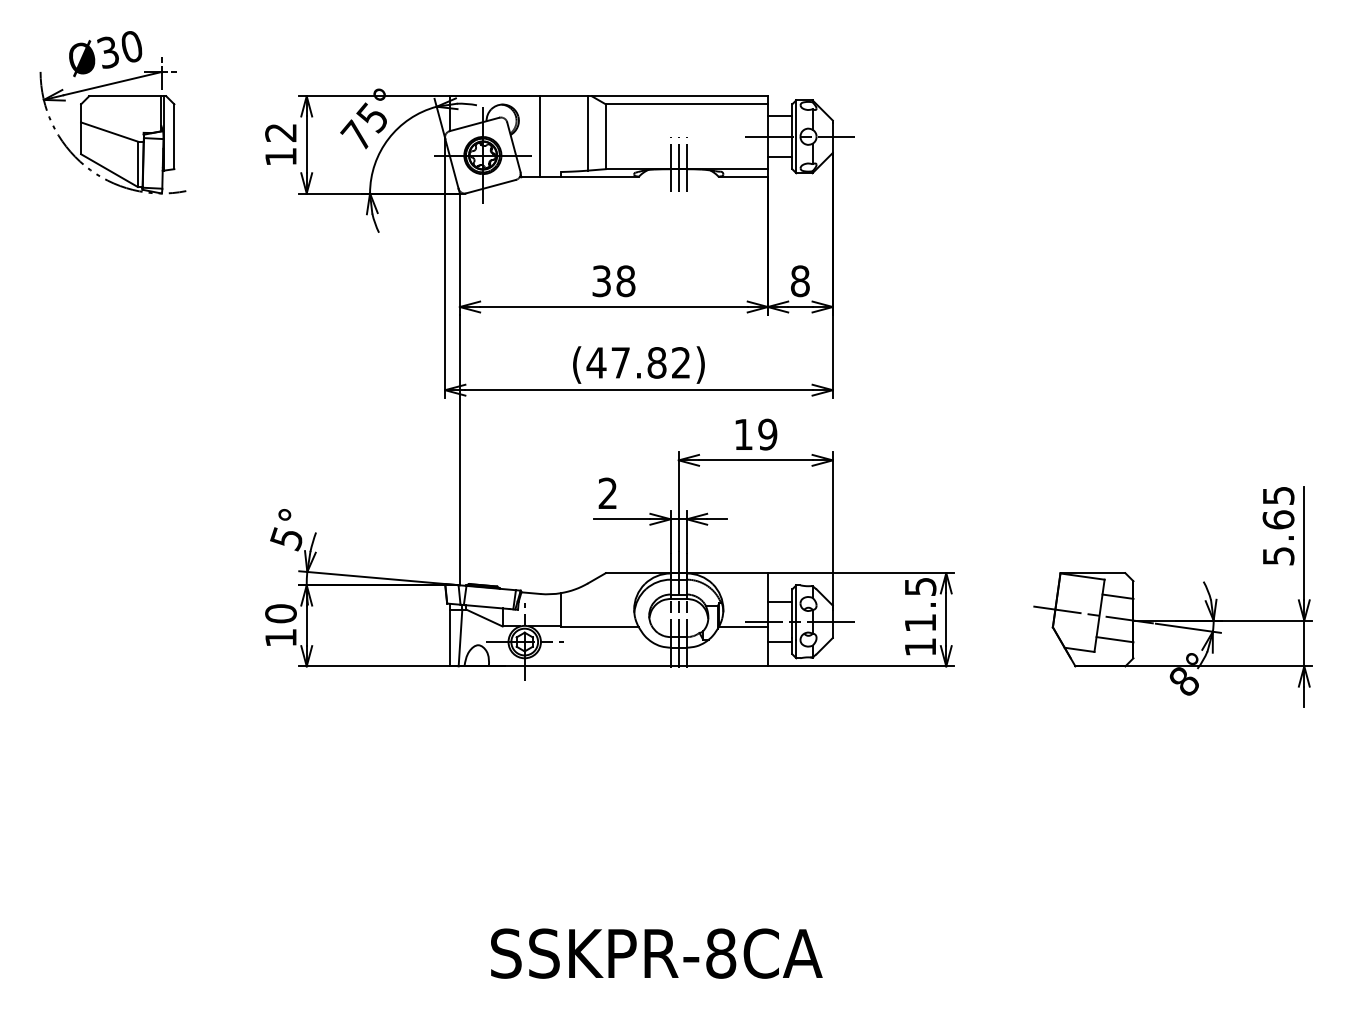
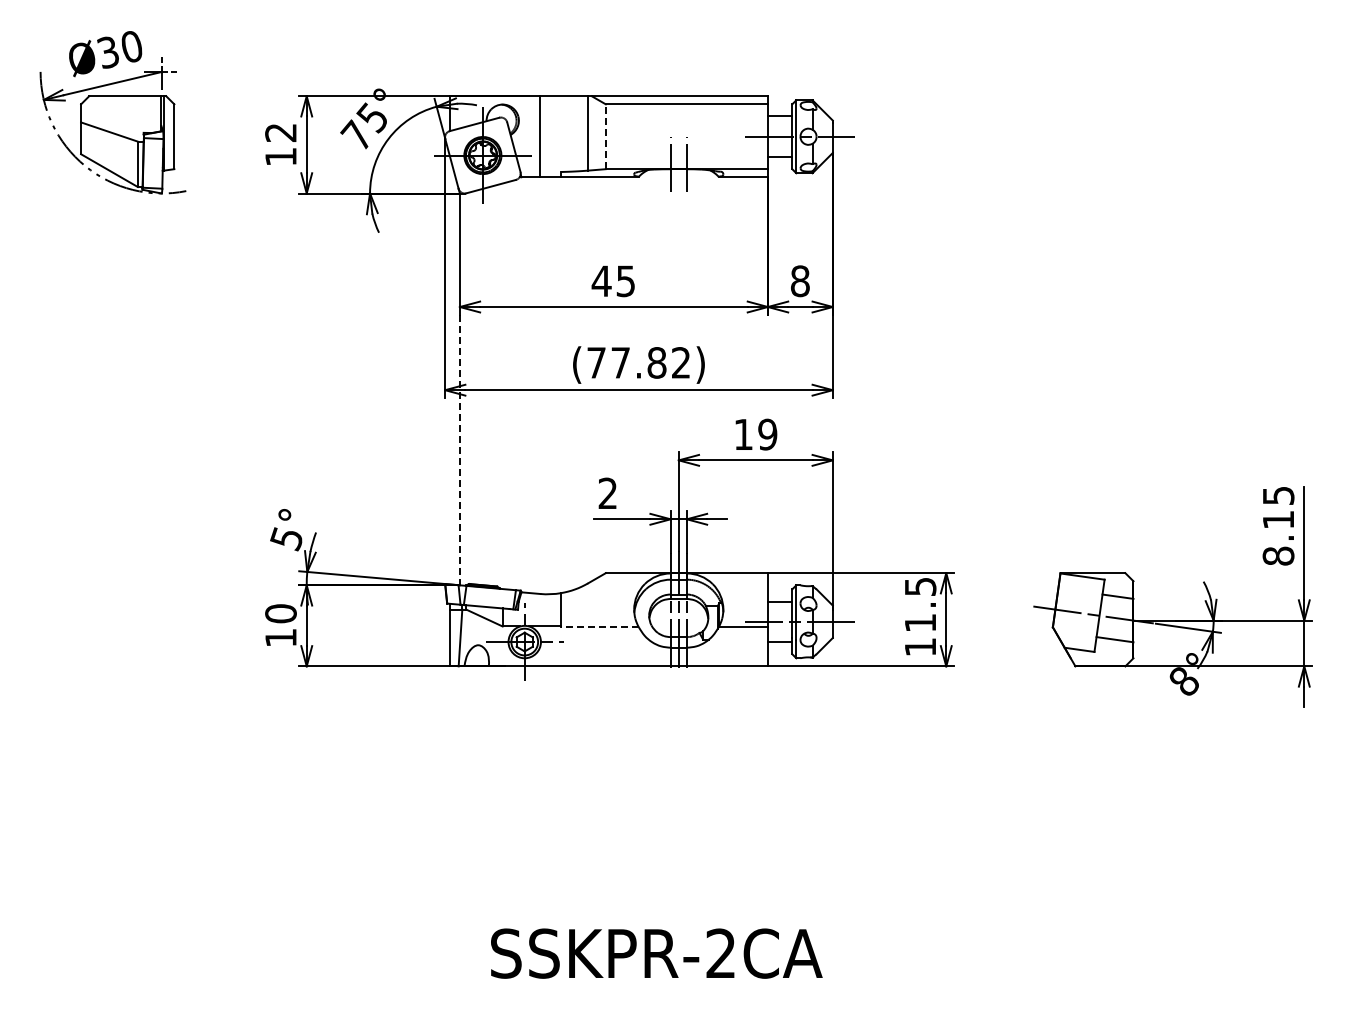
line: solid -> dashed (605, 136)
line: present -> none (678, 164)
text: 38 -> 45 (613, 281)
text: (47.82) -> (77.82) (596, 362)
line: solid -> dashed (459, 450)
text: 5.65 -> 8.15 (1278, 537)
line: solid -> dashed (600, 627)
text: SSKPR-8CA -> SSKPR-2CA (721, 953)
